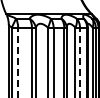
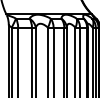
line: dashed -> solid (18, 62)
line: dashed -> solid (80, 62)
